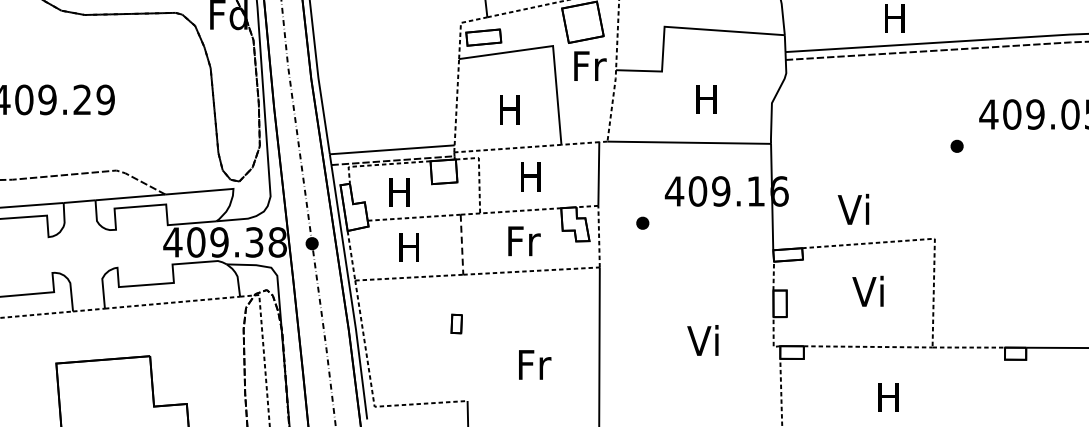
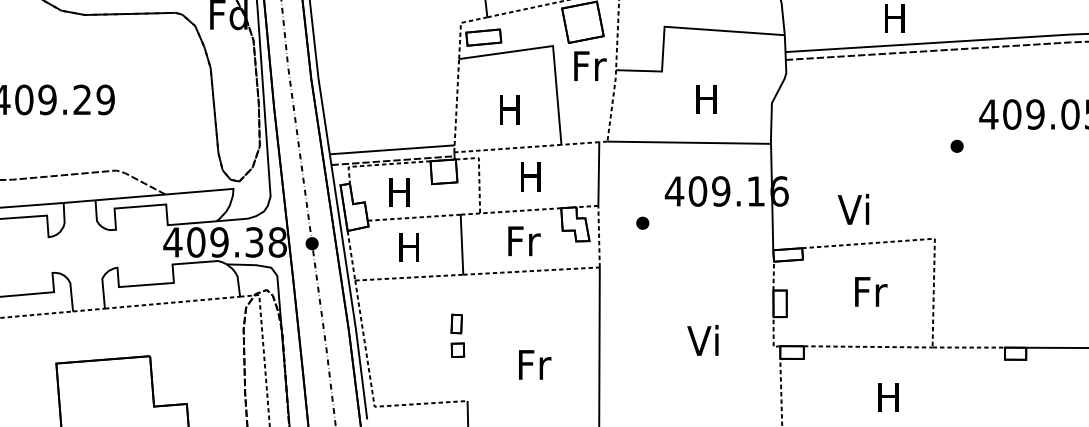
line: dashed -> solid (462, 245)
text: Vi -> Fr (869, 290)
part: none -> present (457, 349)
